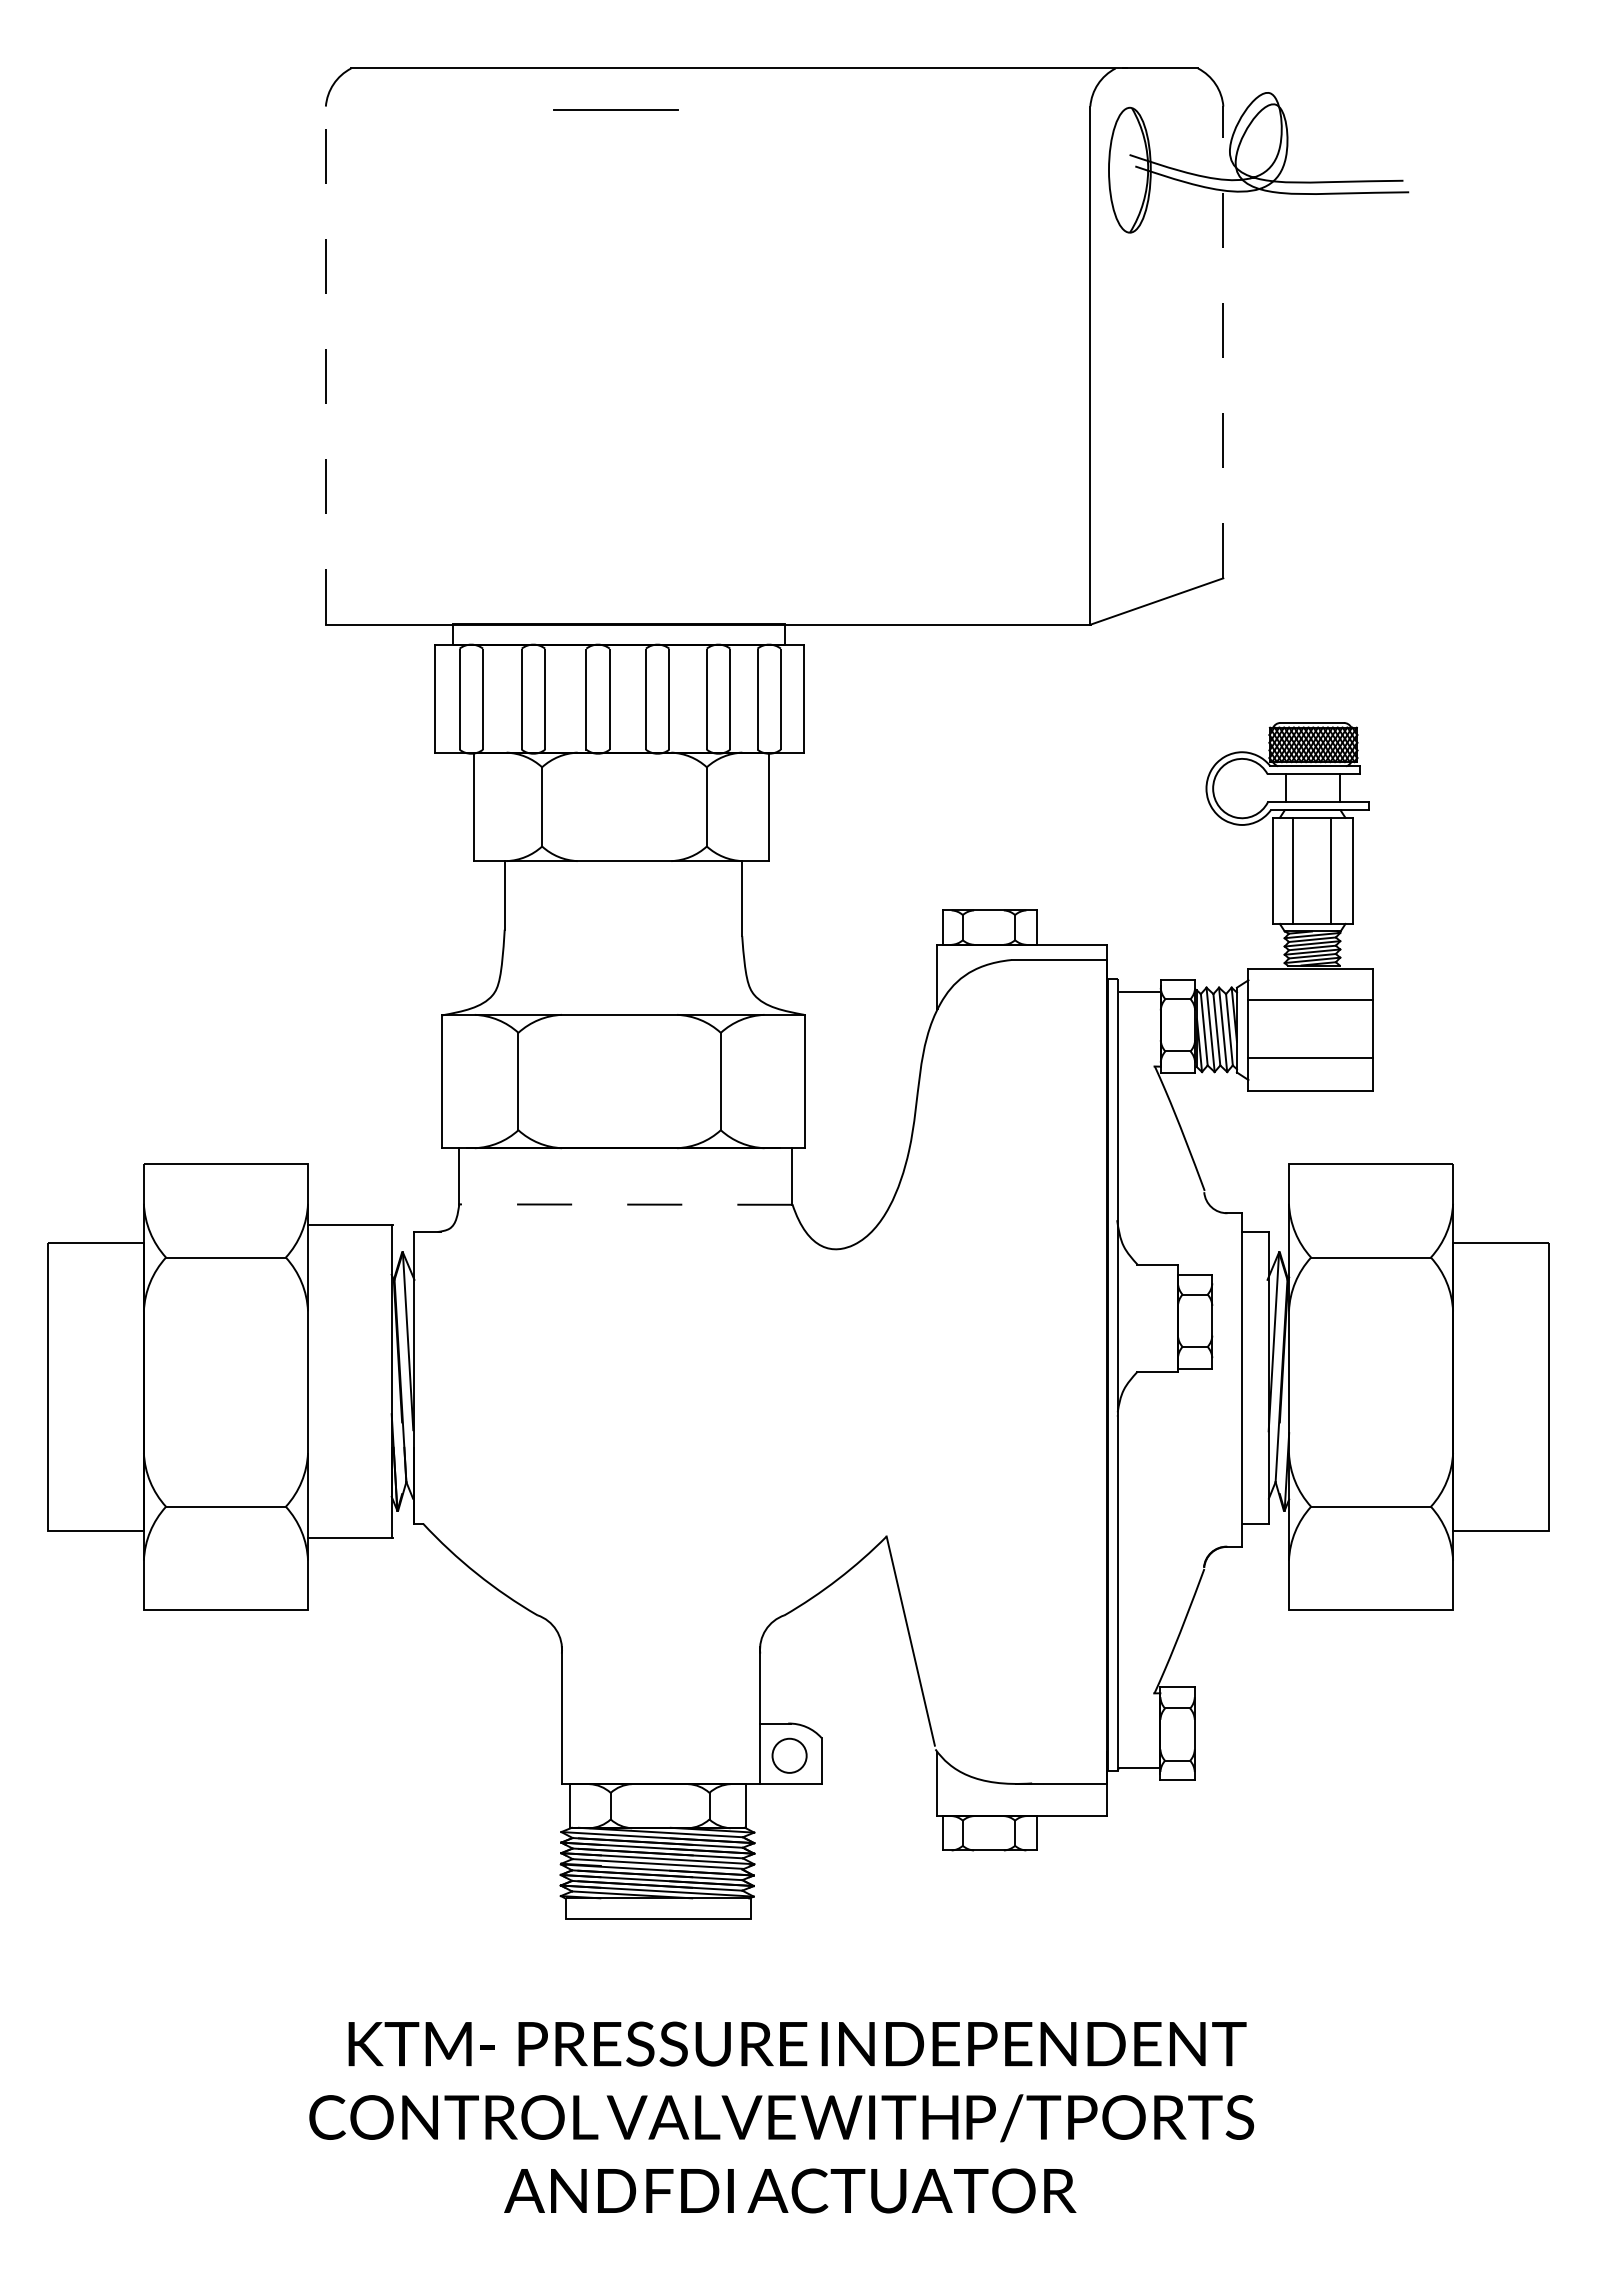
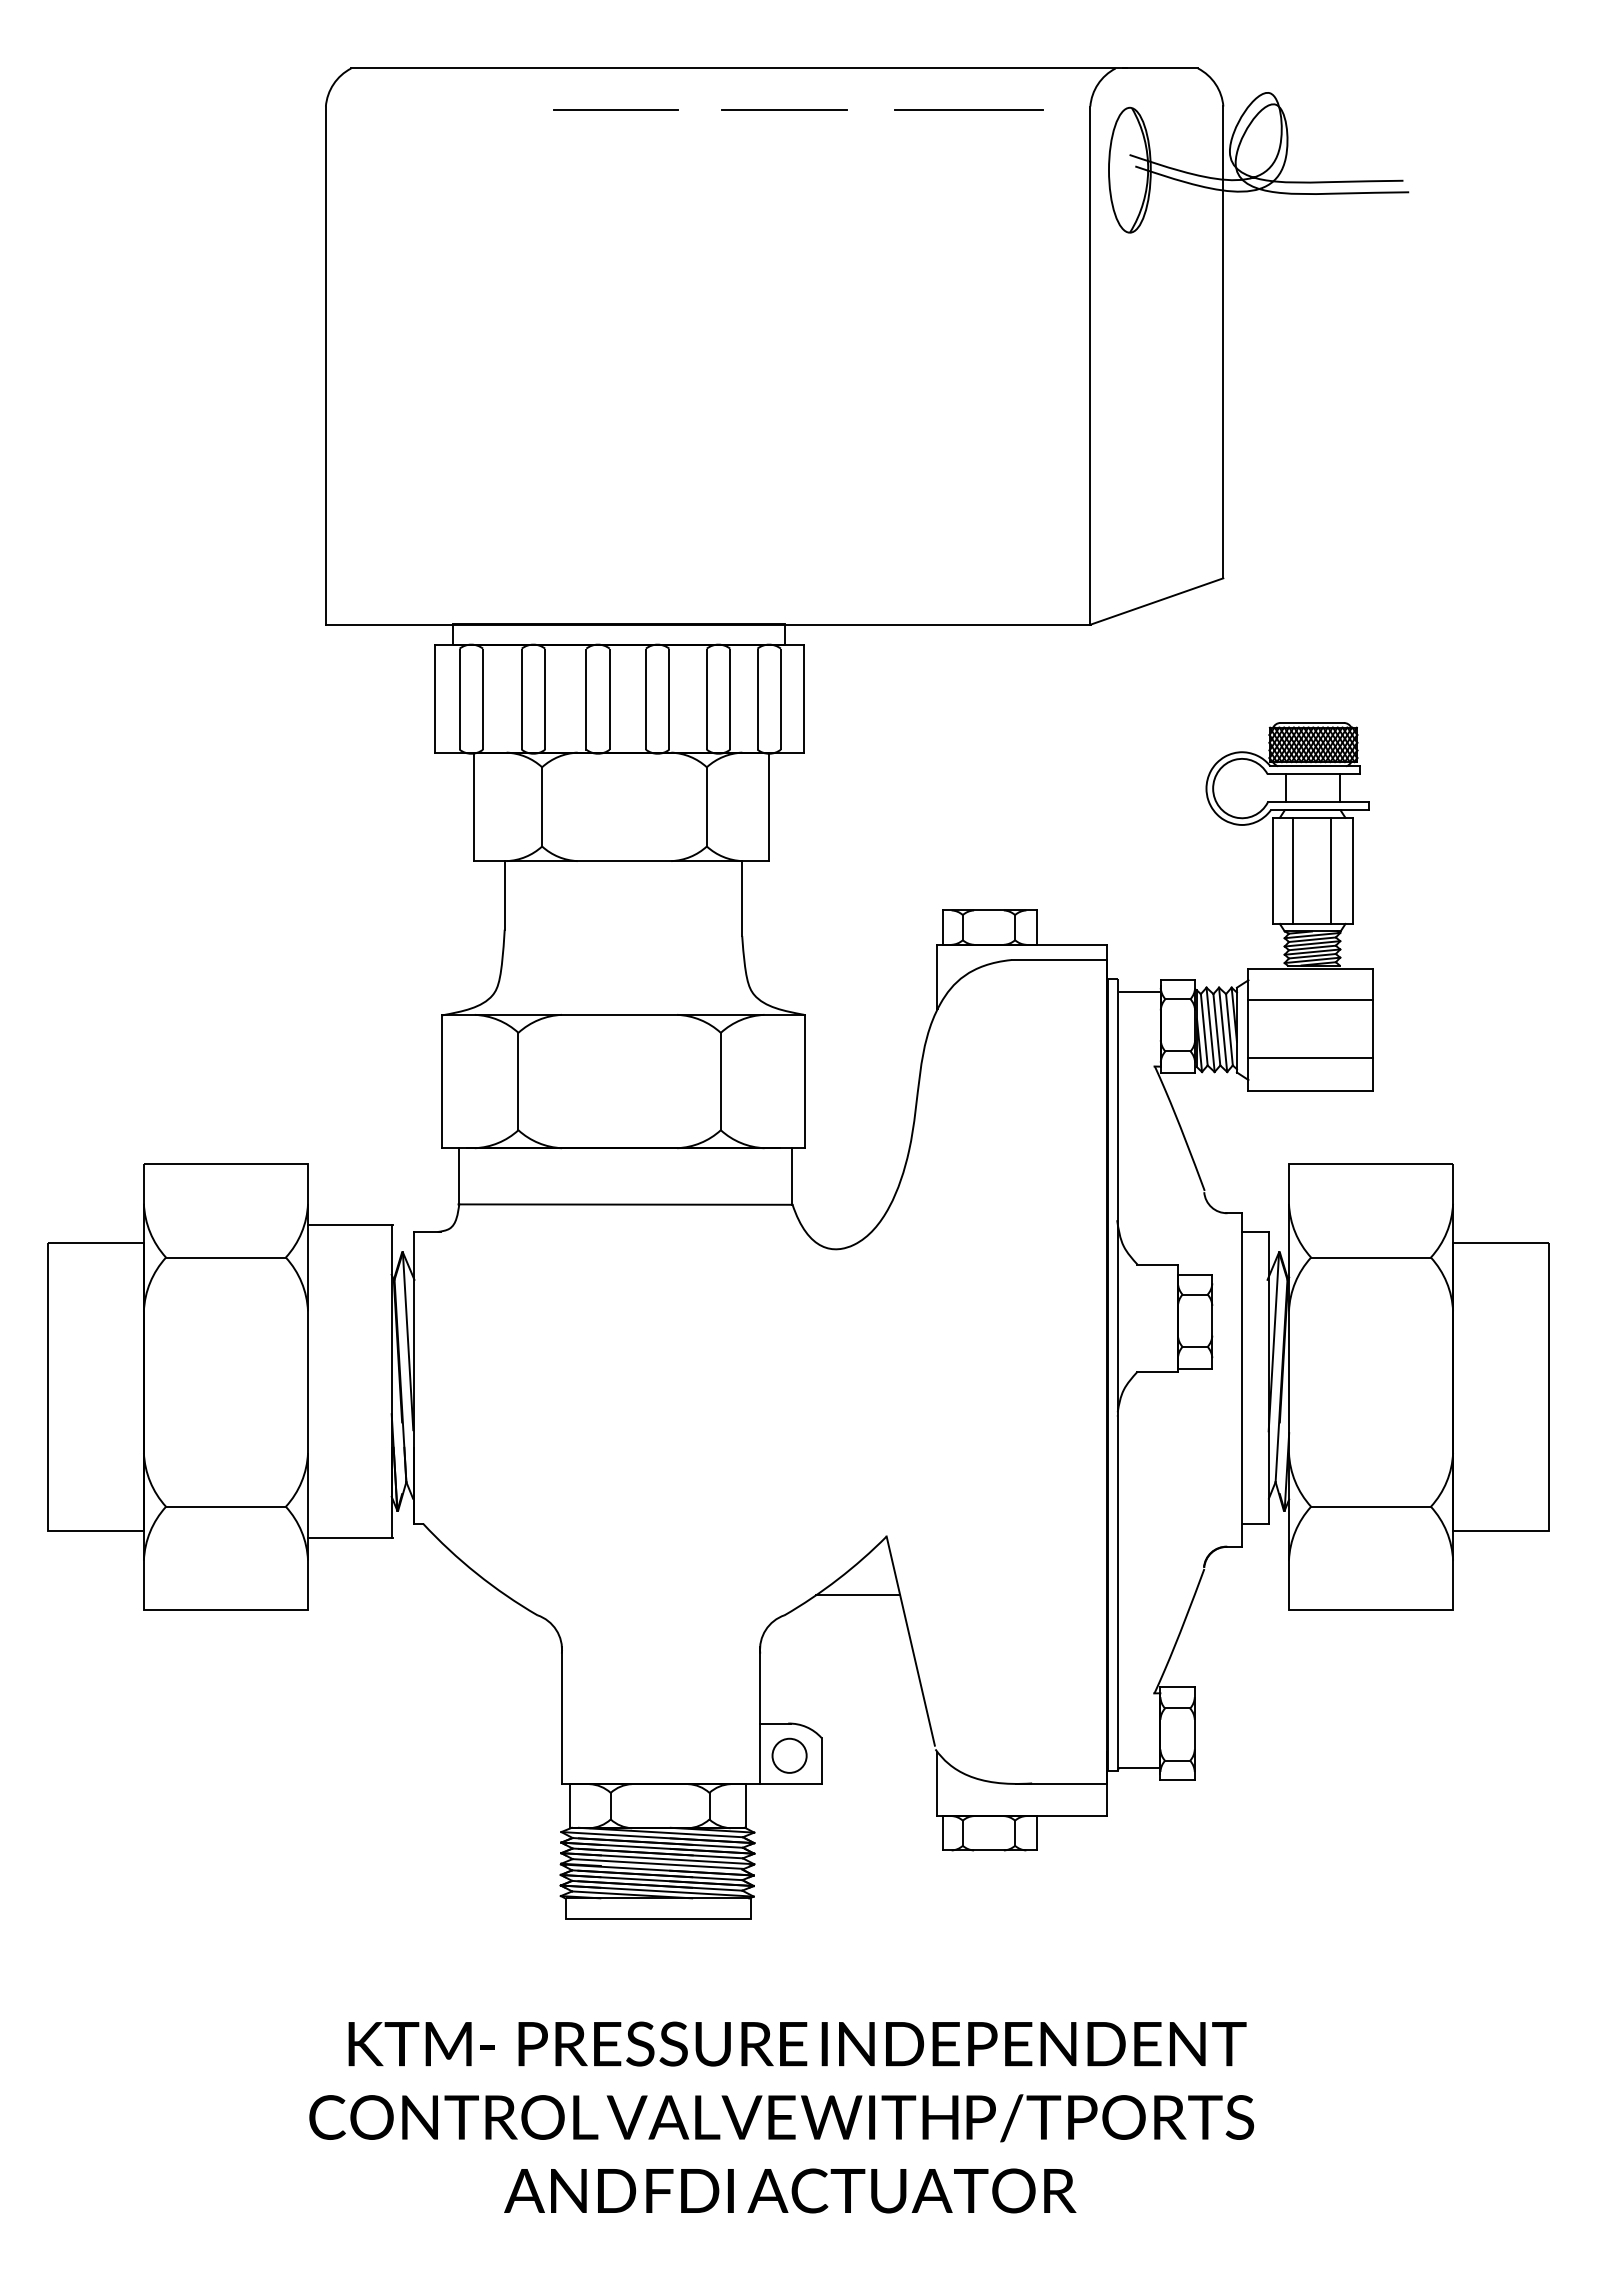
line: none -> present (784, 109)
line: none -> present (968, 109)
line: dashed -> solid (1223, 341)
line: dashed -> solid (325, 365)
line: dashed -> solid (625, 1204)
line: none -> present (858, 1595)
